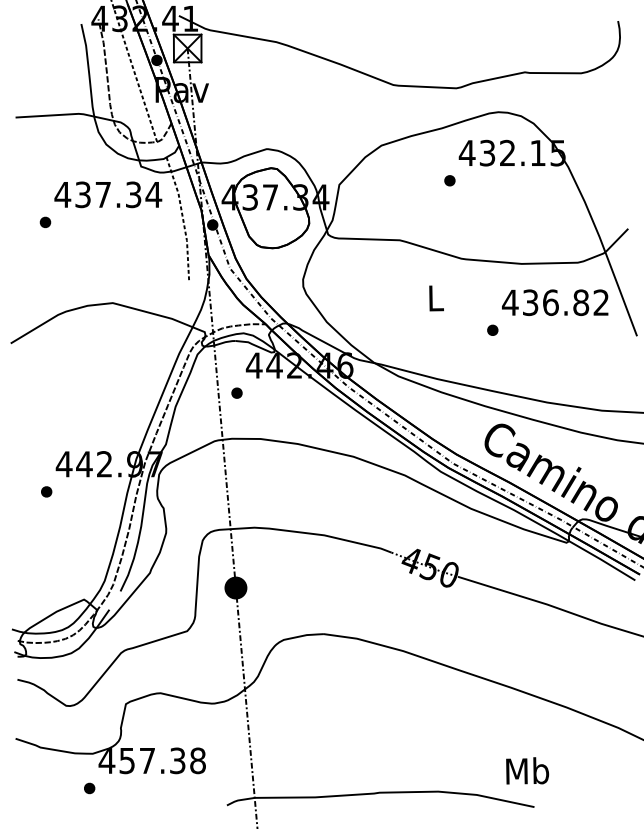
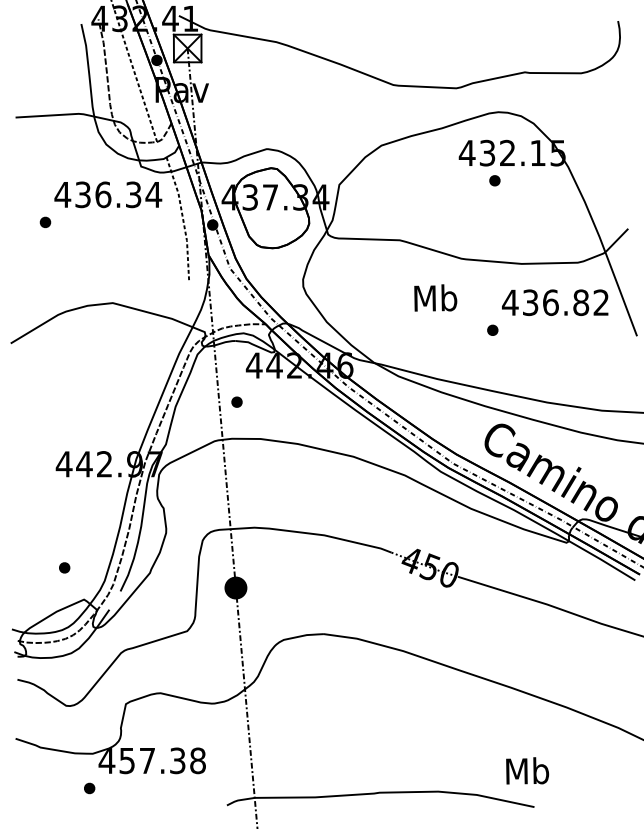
part position: (449, 180) -> (494, 180) (494, 180)
text: 437.34 -> 436.34 (103, 194)
text: L -> Mb (435, 297)
part position: (236, 392) -> (236, 401) (236, 401)
part position: (46, 491) -> (64, 567) (64, 567)
